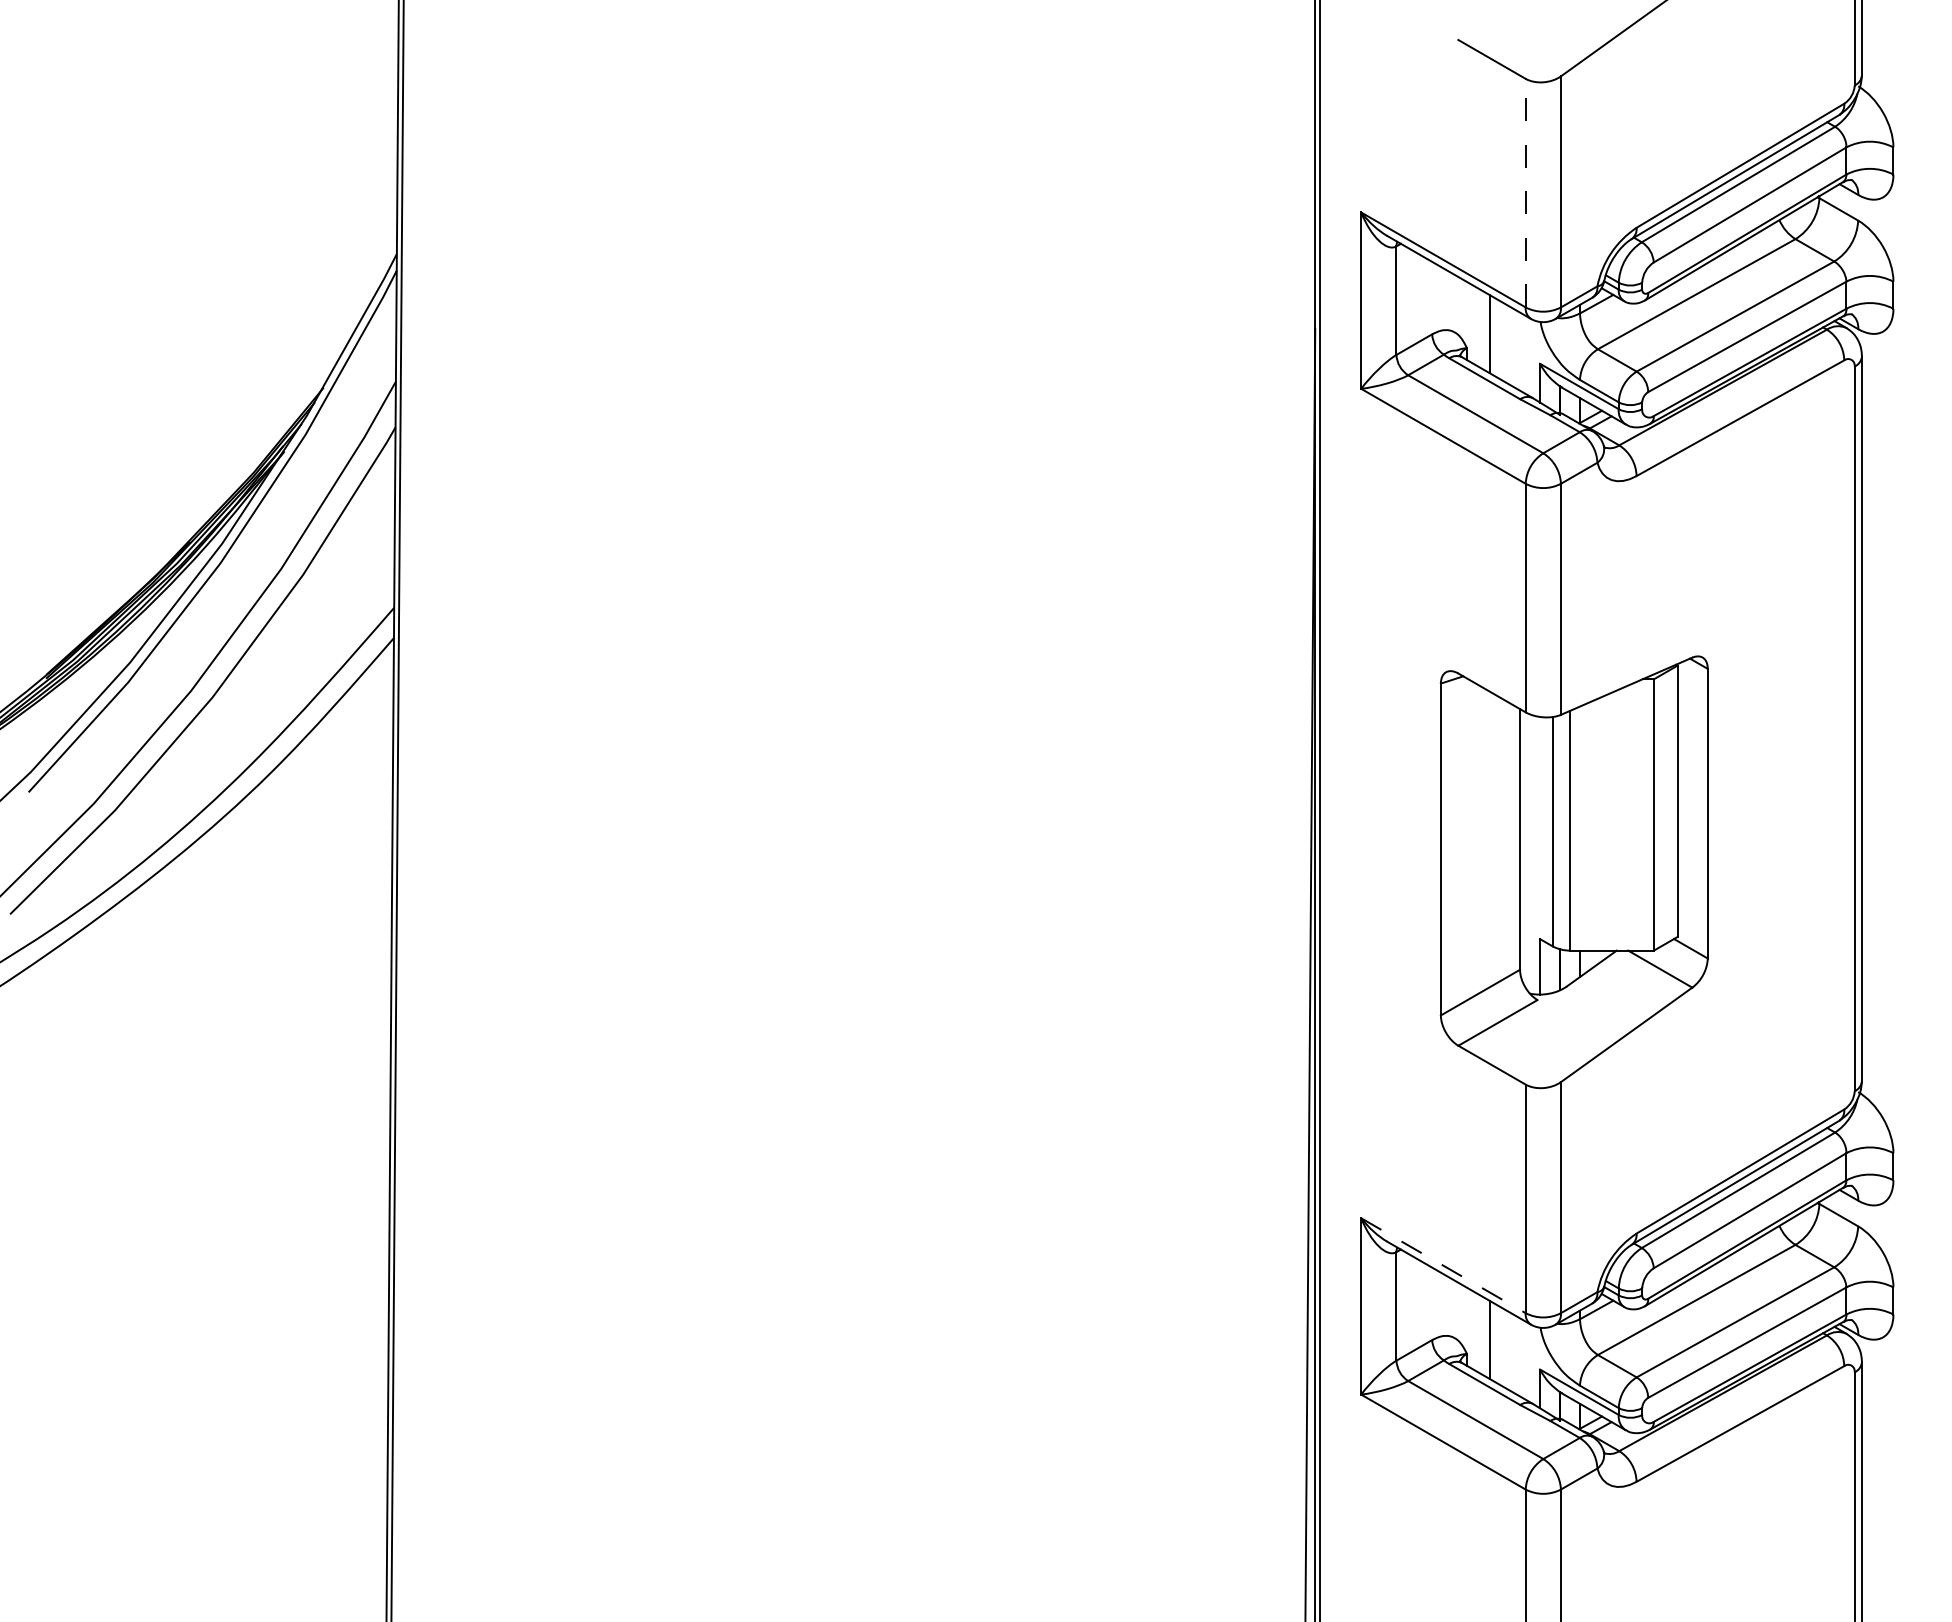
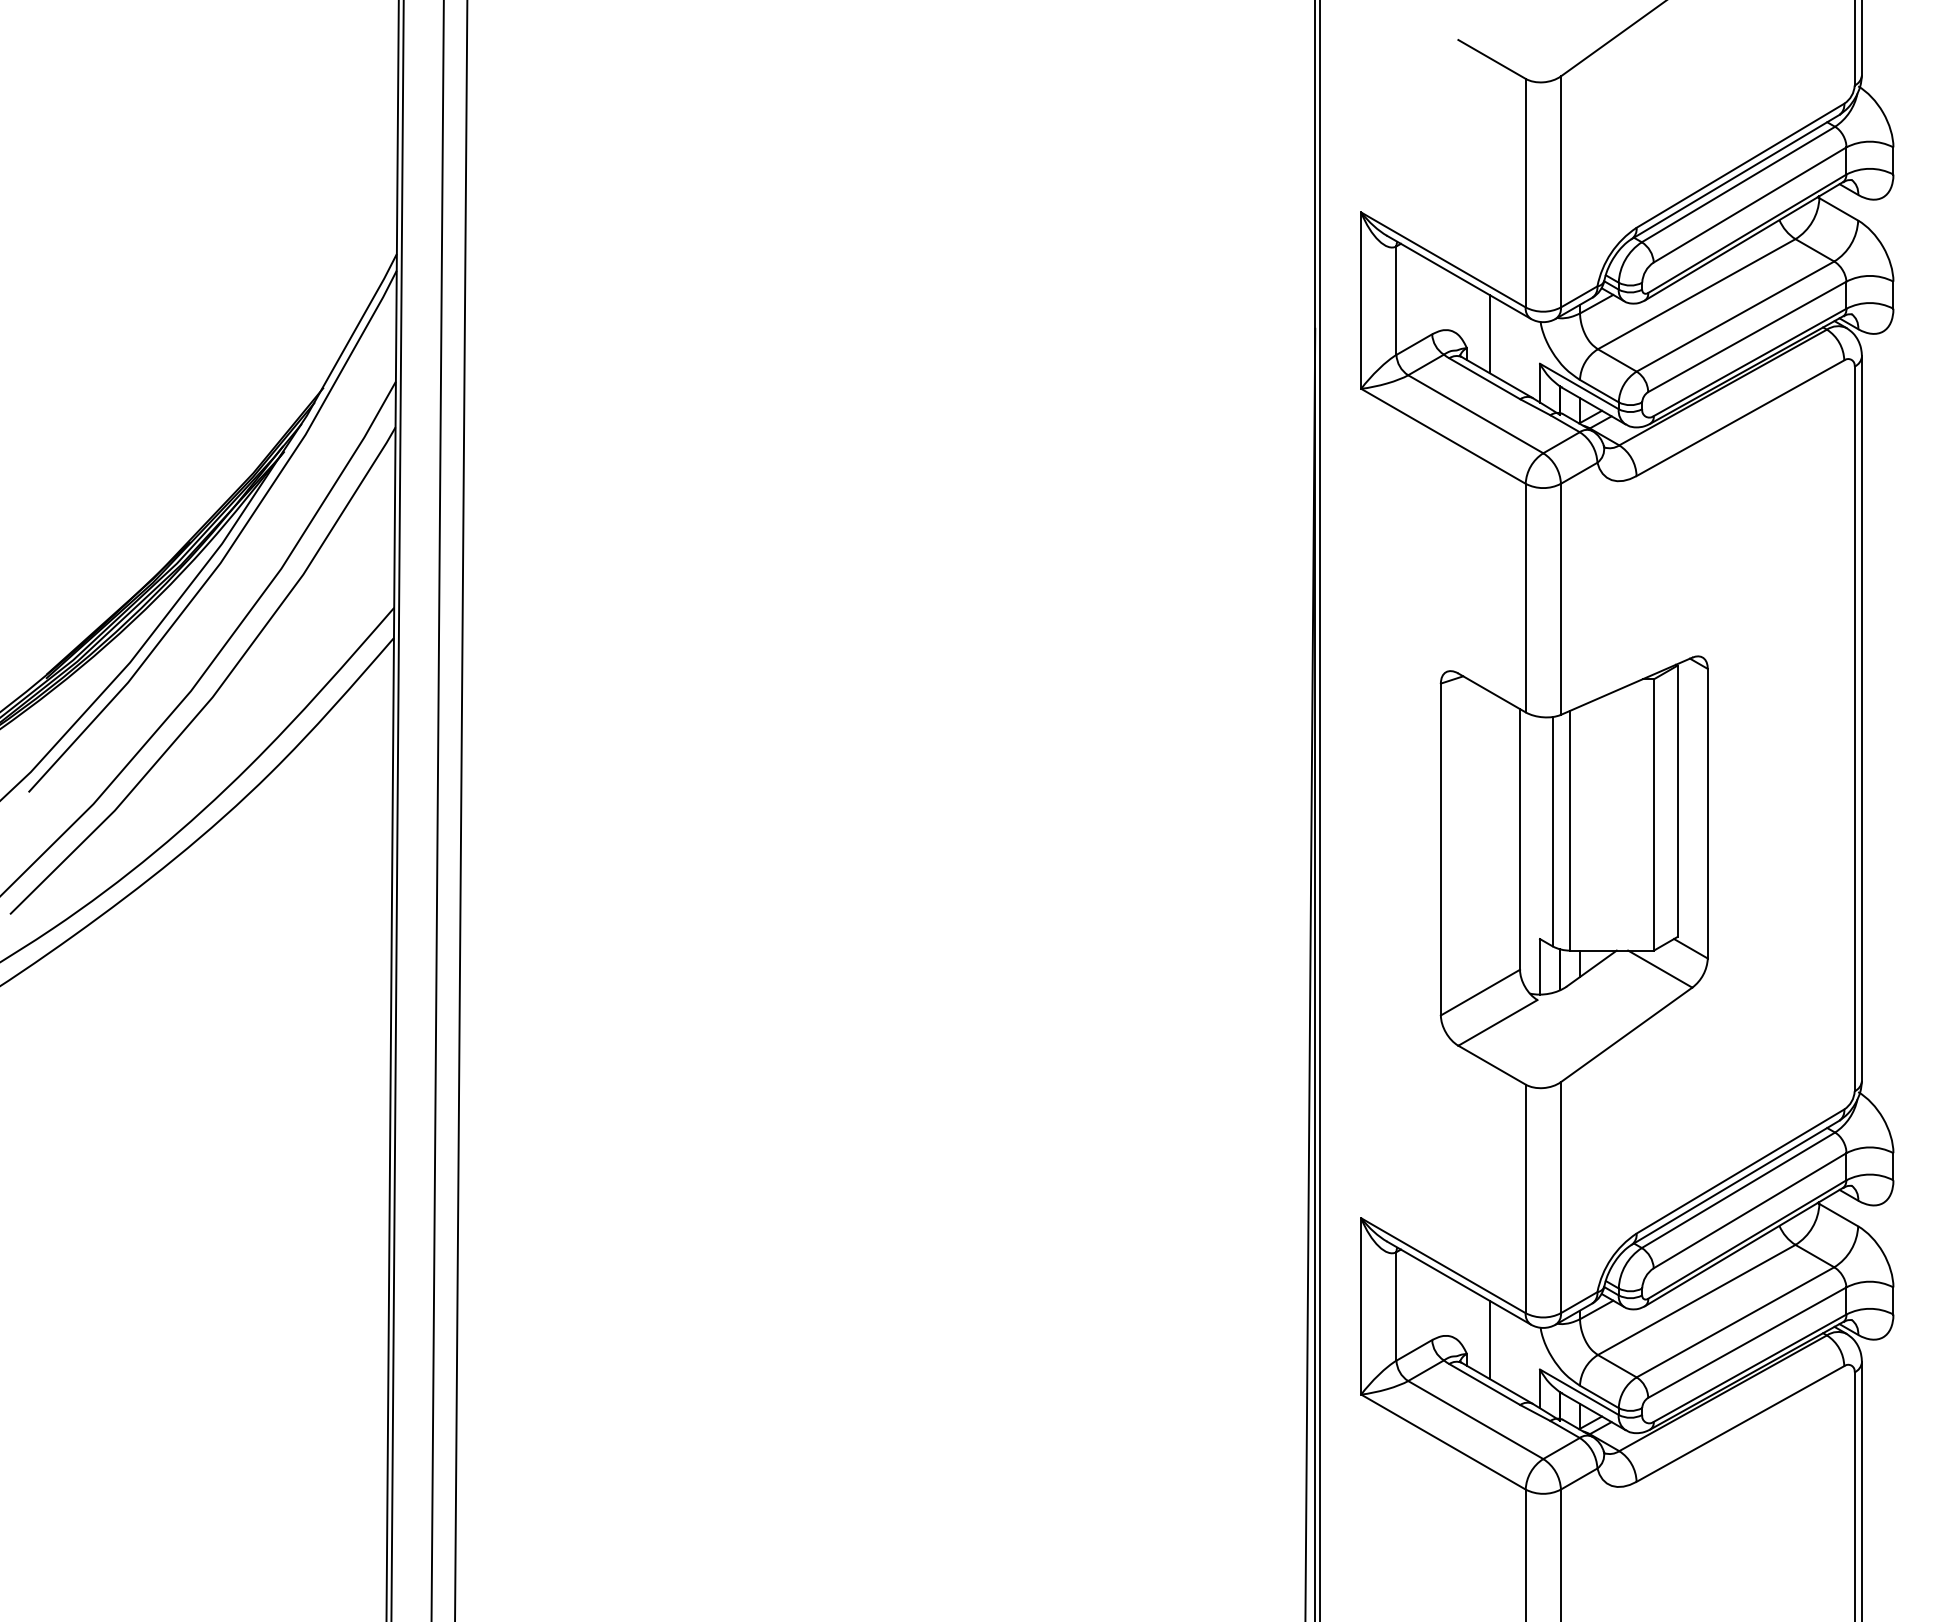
line: dashed -> solid (1525, 192)
line: none -> present (437, 810)
line: none -> present (461, 810)
line: dashed -> solid (1443, 1265)
